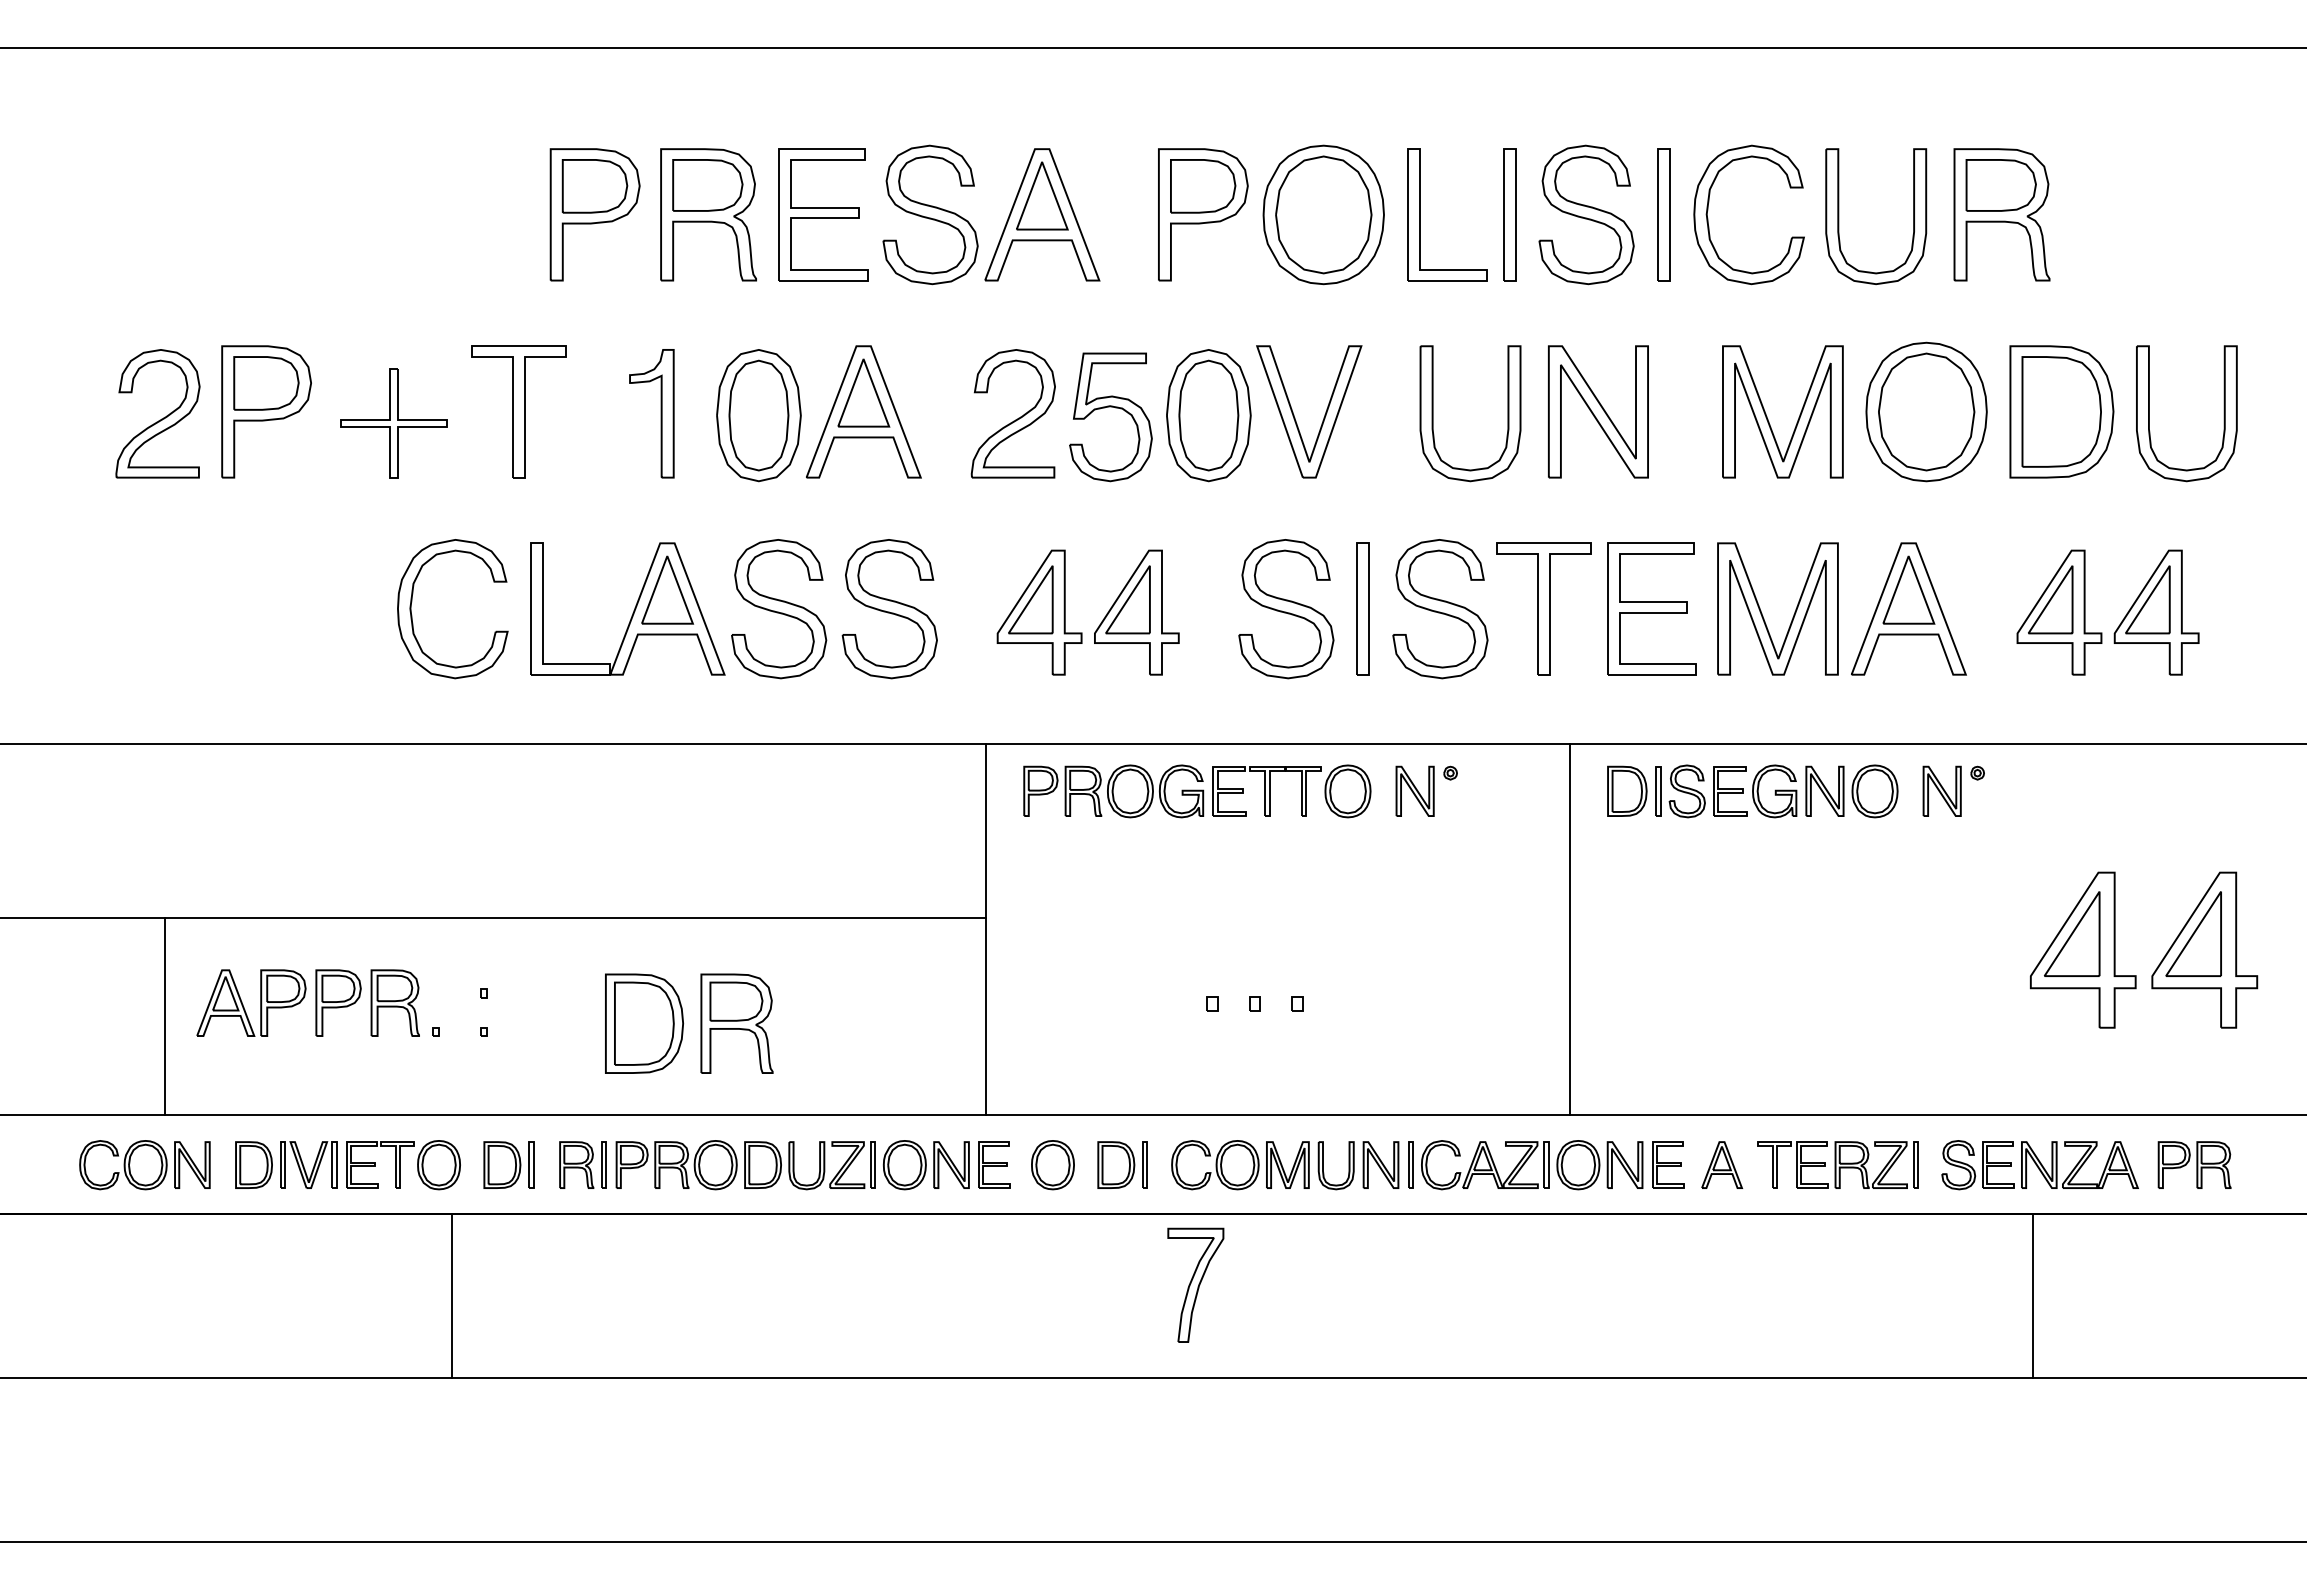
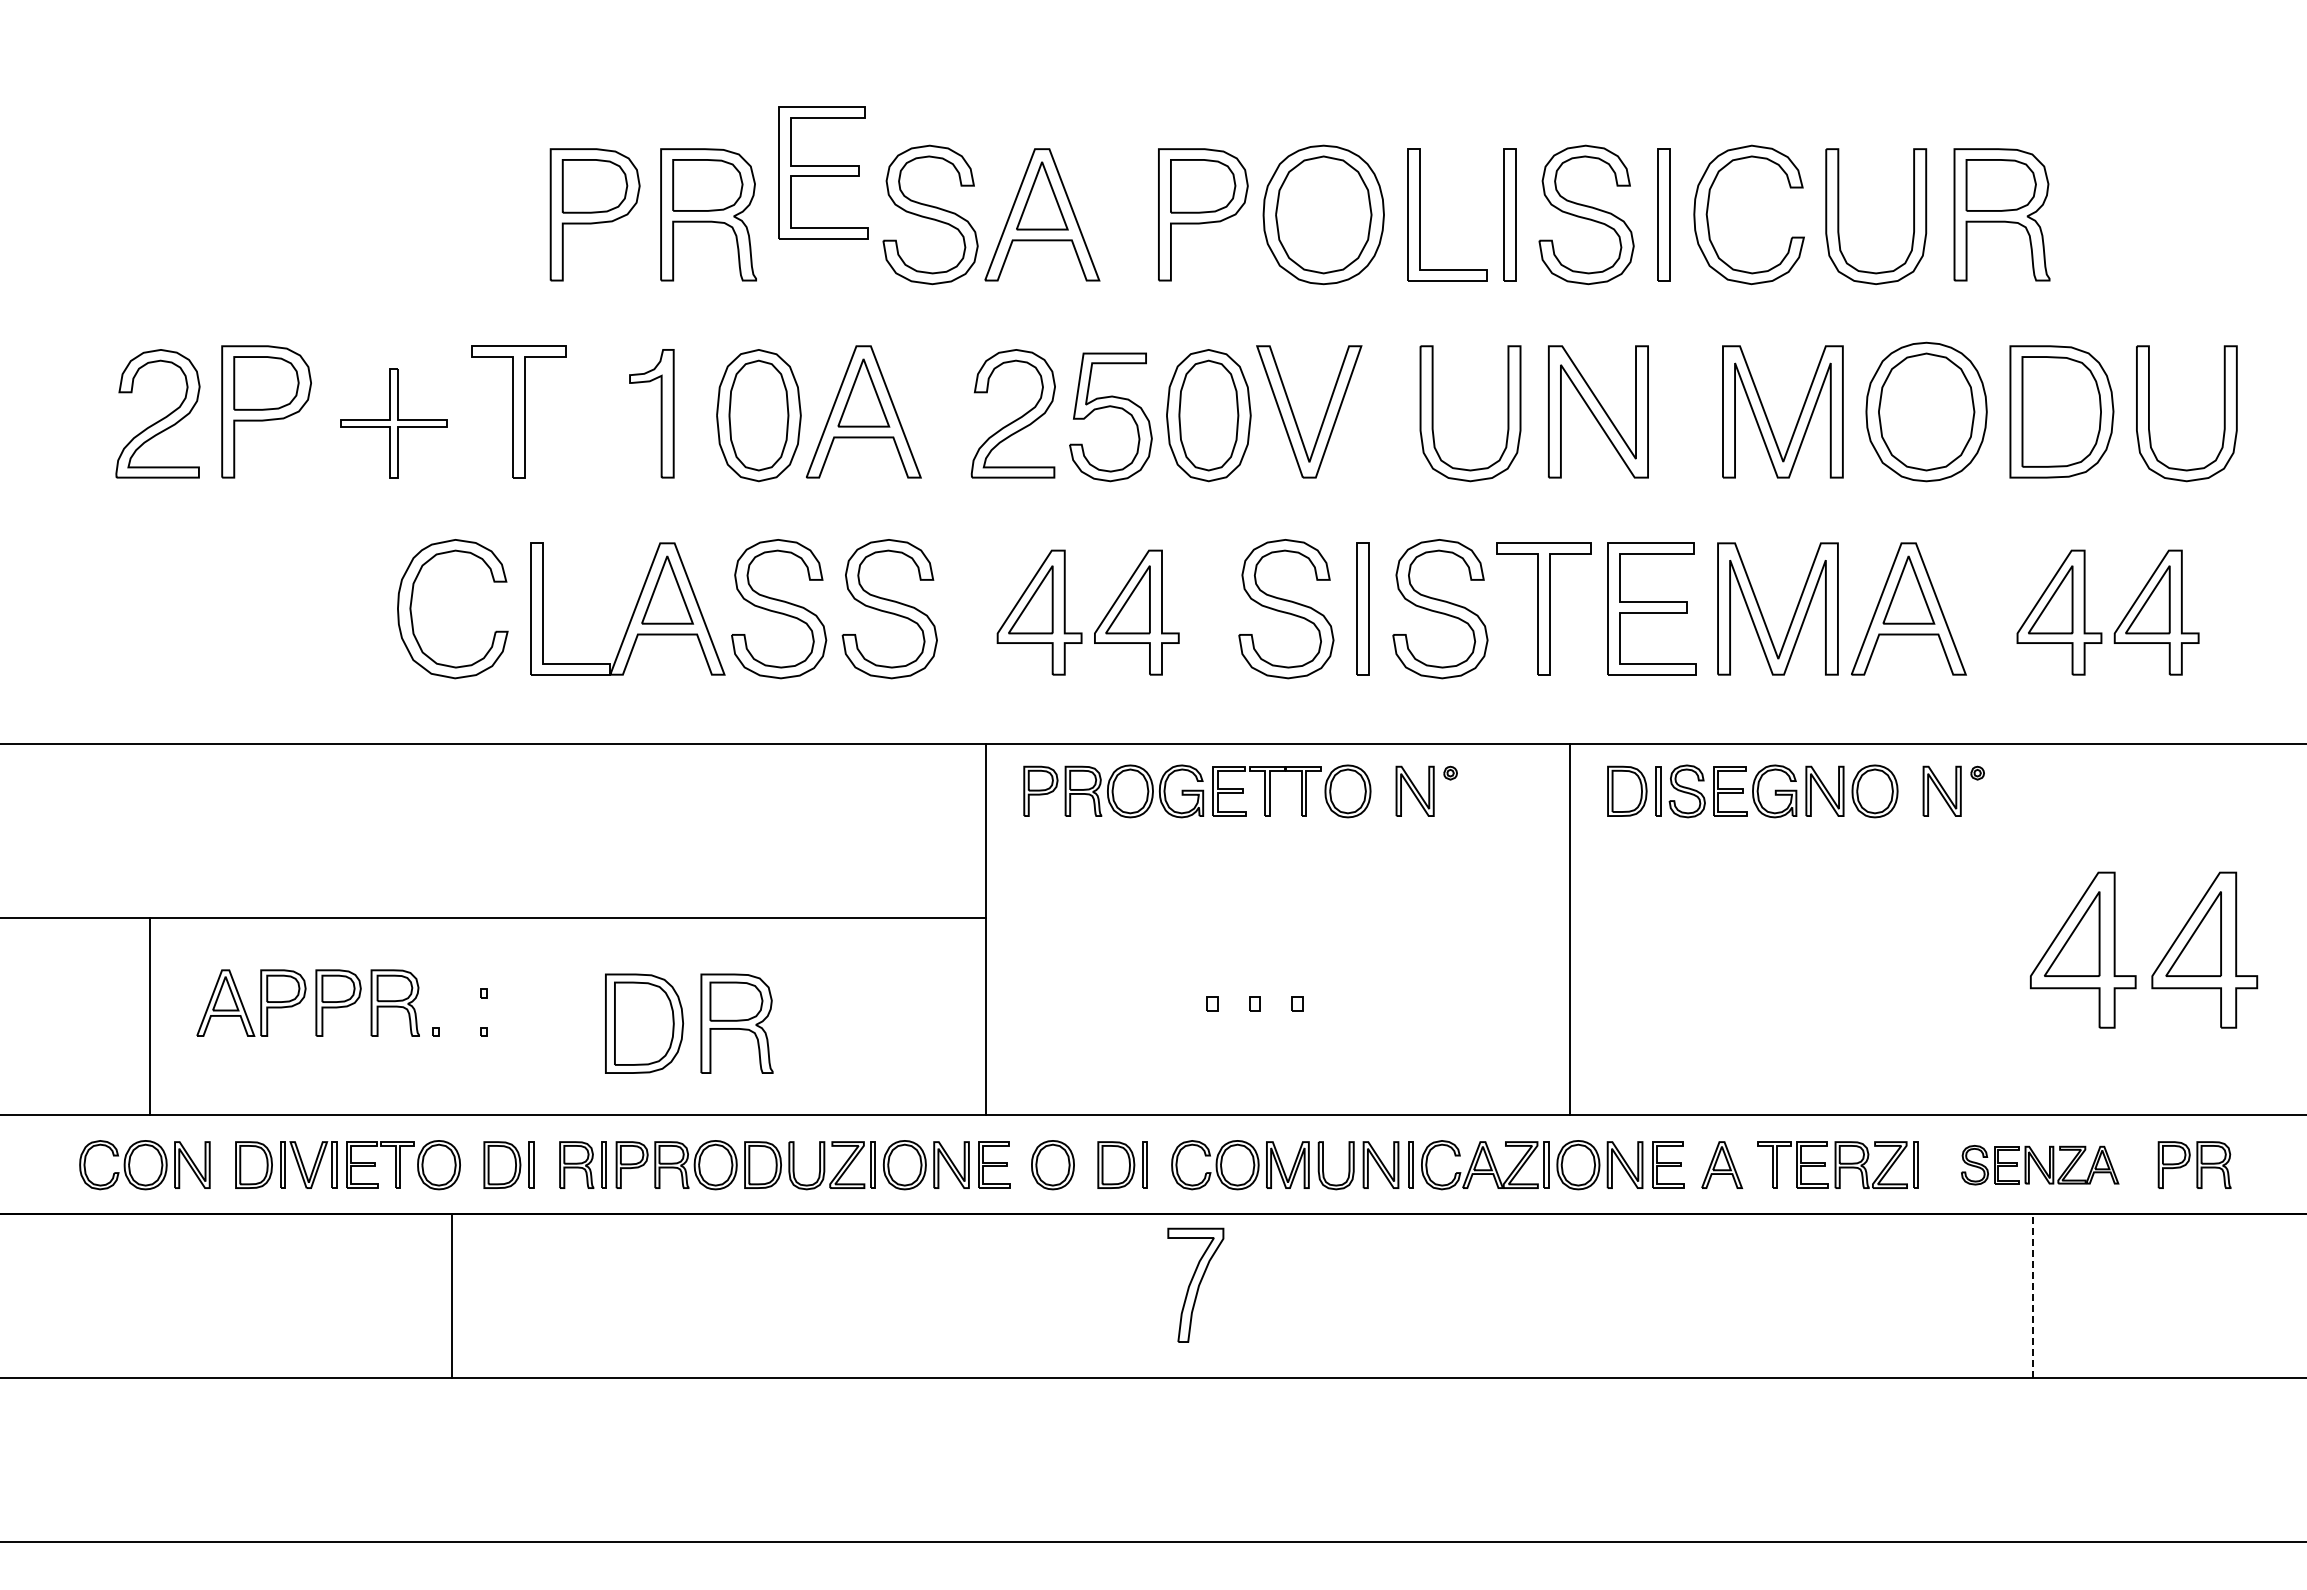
line: present -> none (1152, 47)
part position: (823, 214) -> (823, 172) (823, 172)
line position: (164, 1016) -> (149, 1016) (149, 1016)
part size: 198x51 px -> 159x41 px (2040, 1165)
line: solid -> dashed (2032, 1295)
